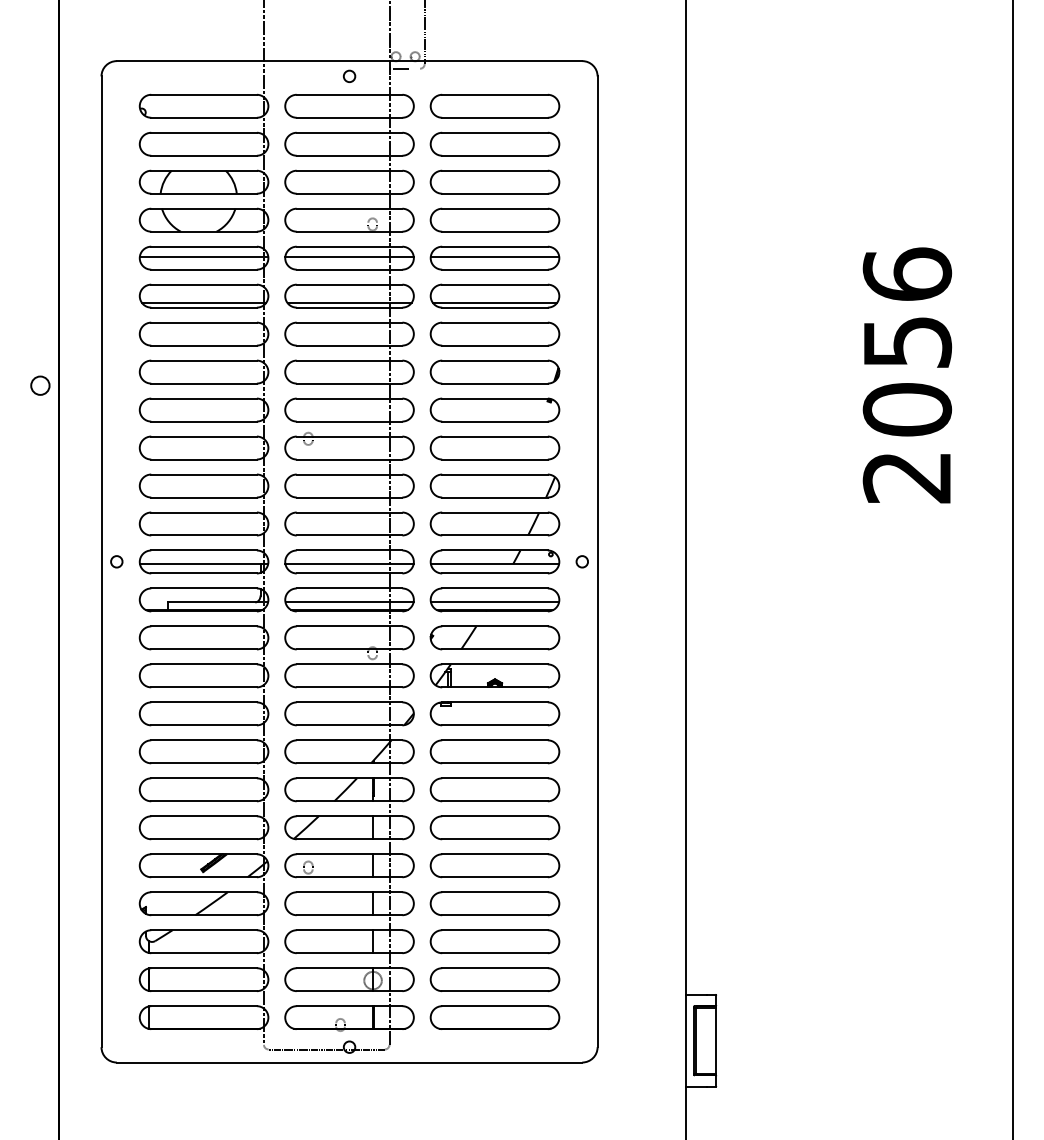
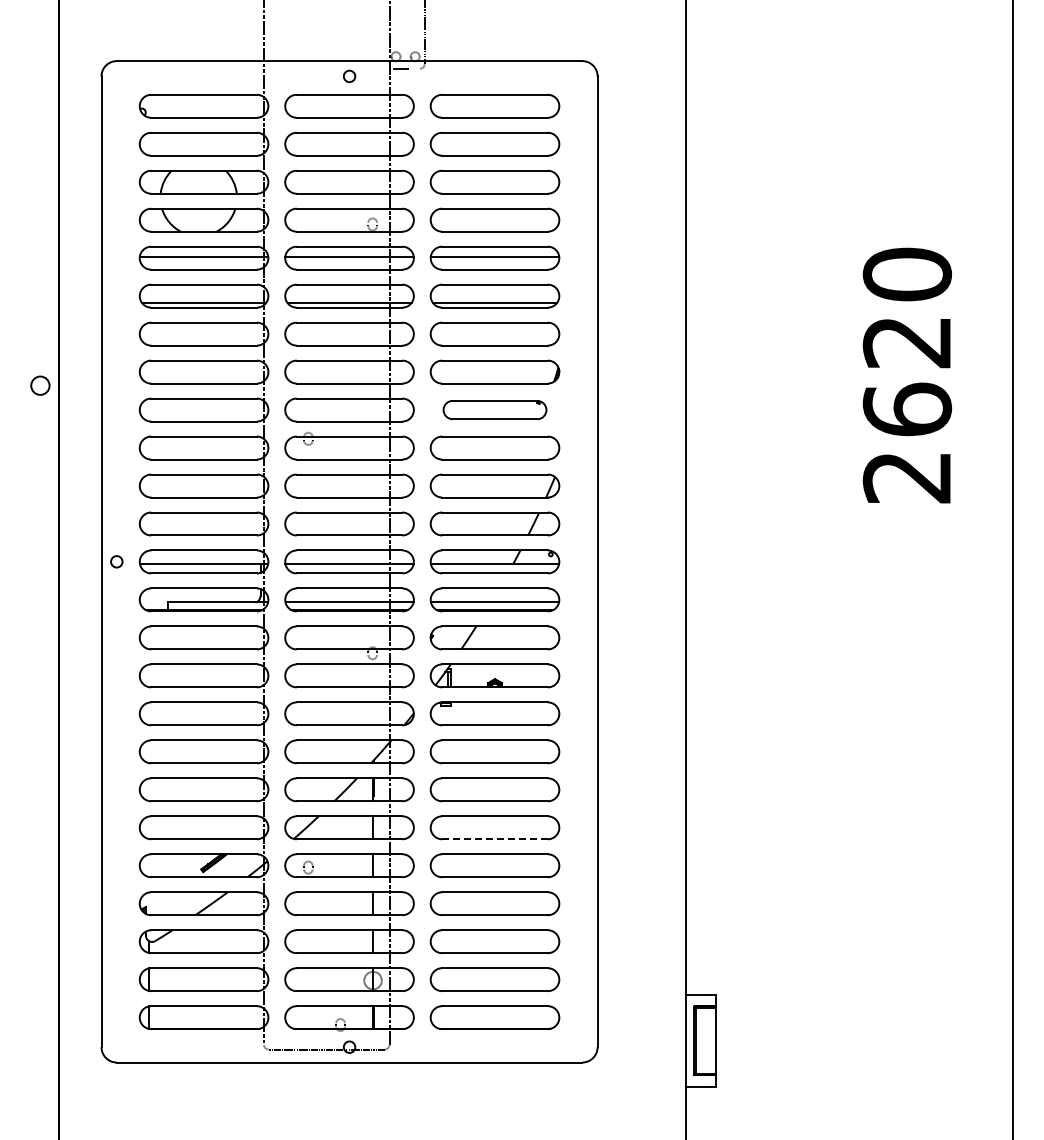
text: 2056 -> 2620 (907, 341)
part size: 132x26 px -> 106x21 px (494, 410)
circle: present -> none (581, 561)
line: solid -> dashed (495, 839)
